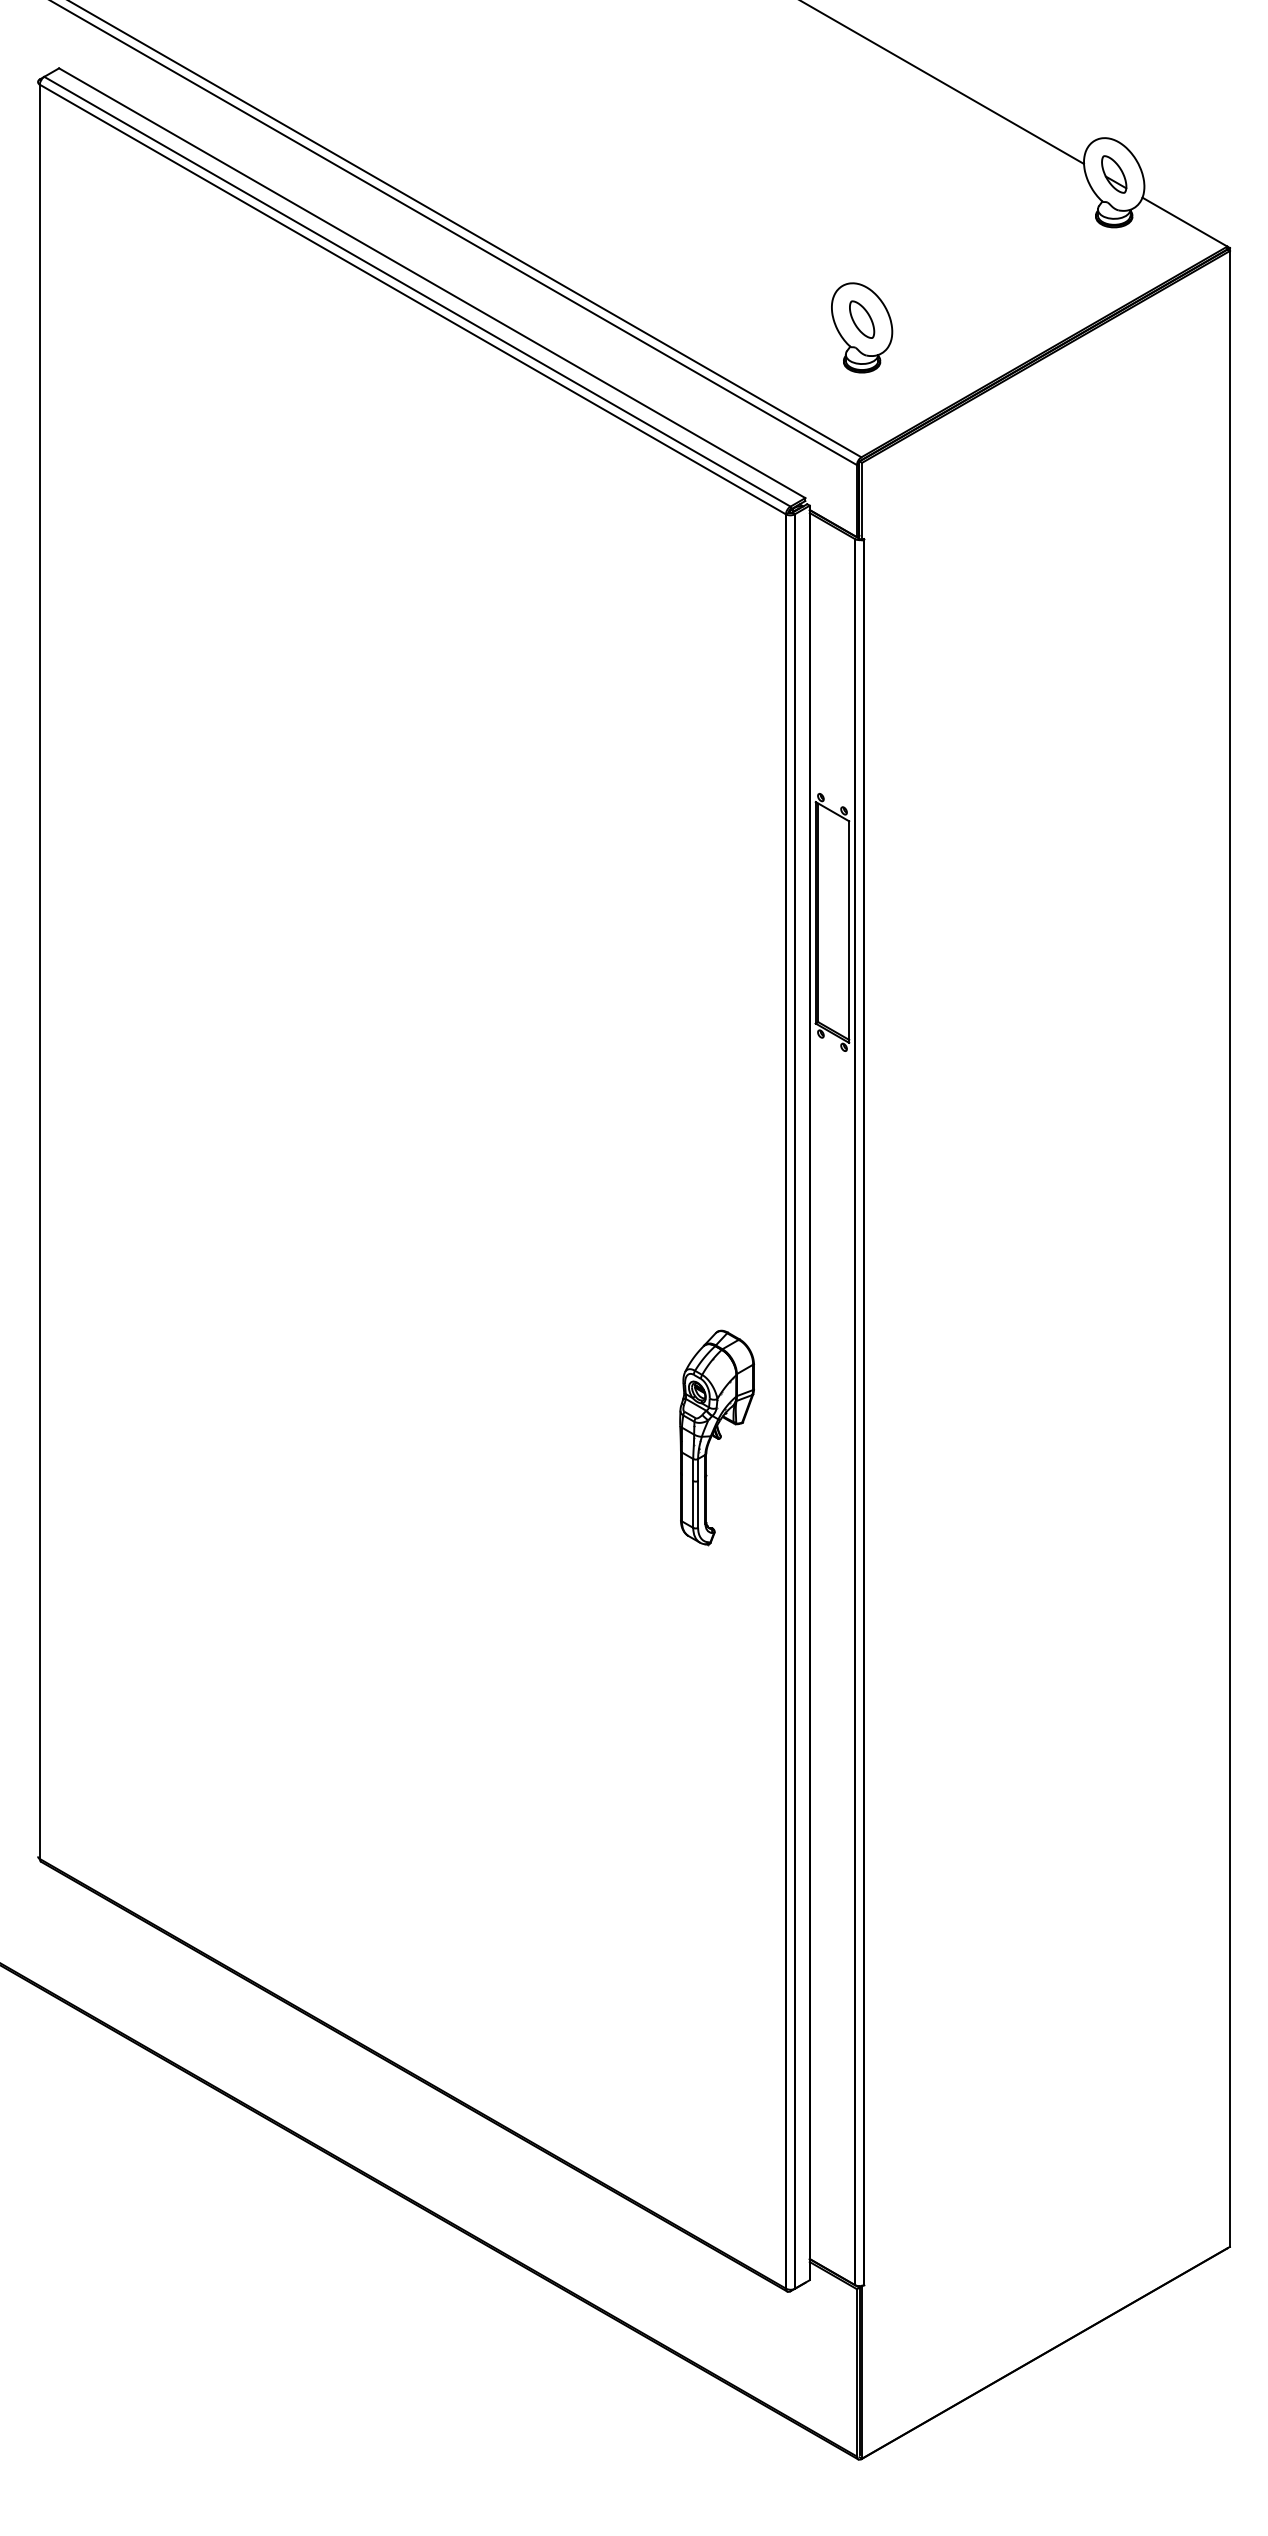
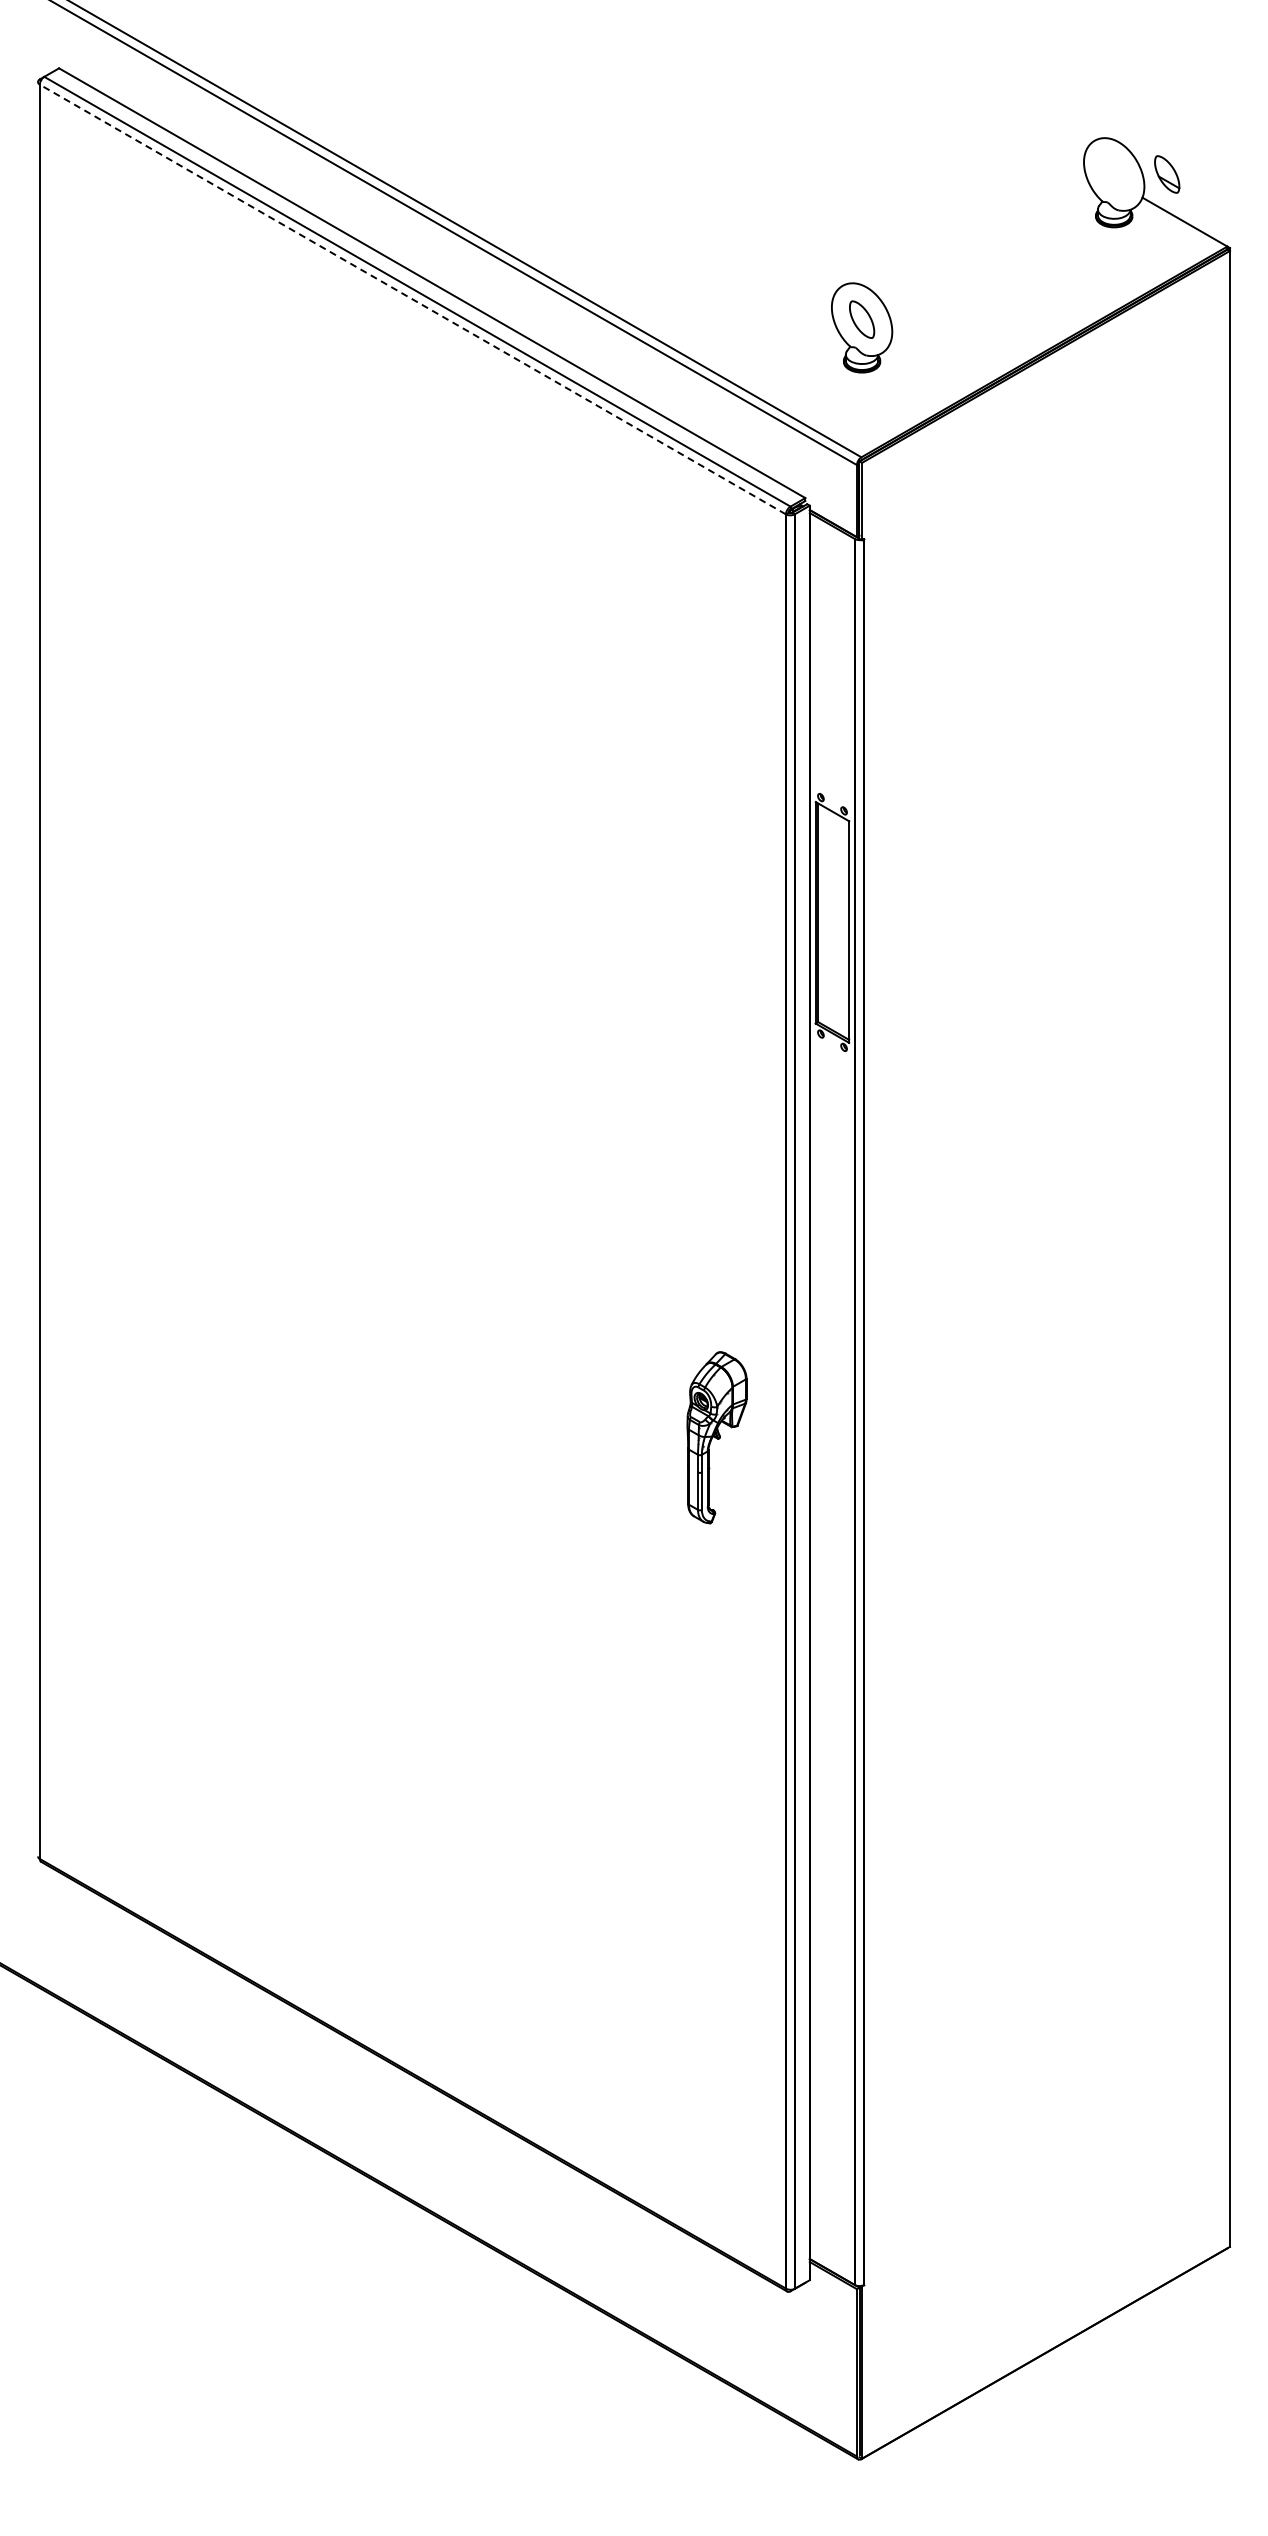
line: present -> none (943, 82)
part position: (1114, 174) -> (1167, 174) (1167, 174)
line: solid -> dashed (412, 299)
part size: 76x218 px -> 62x174 px (716, 1437)
